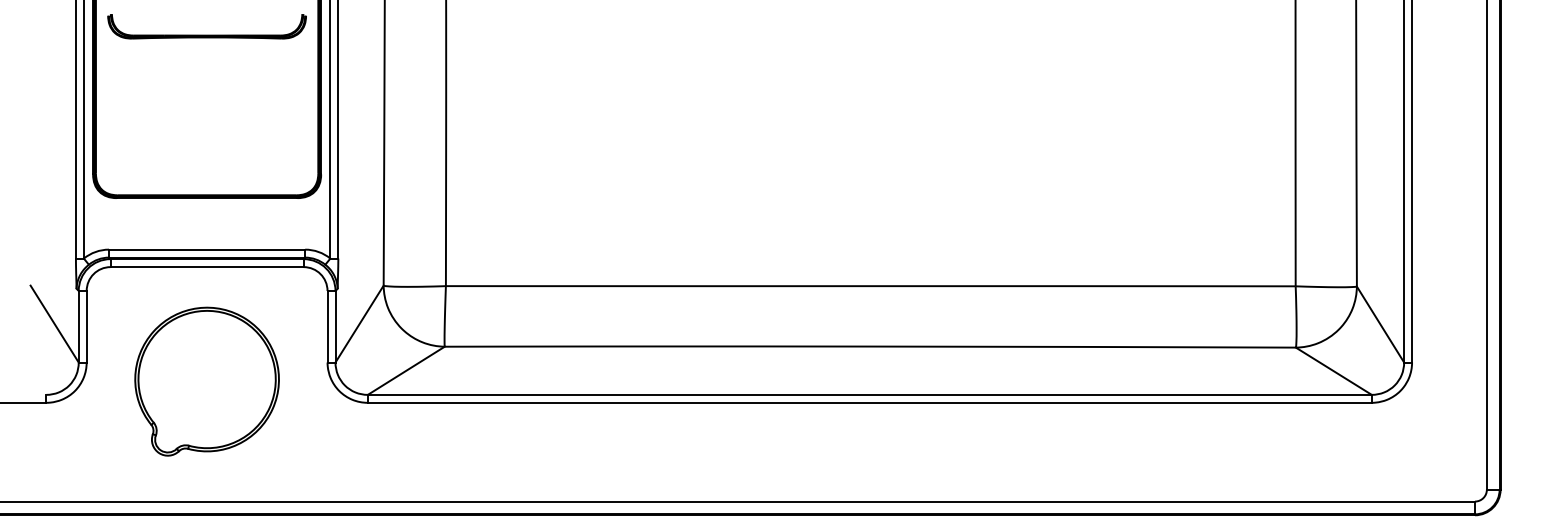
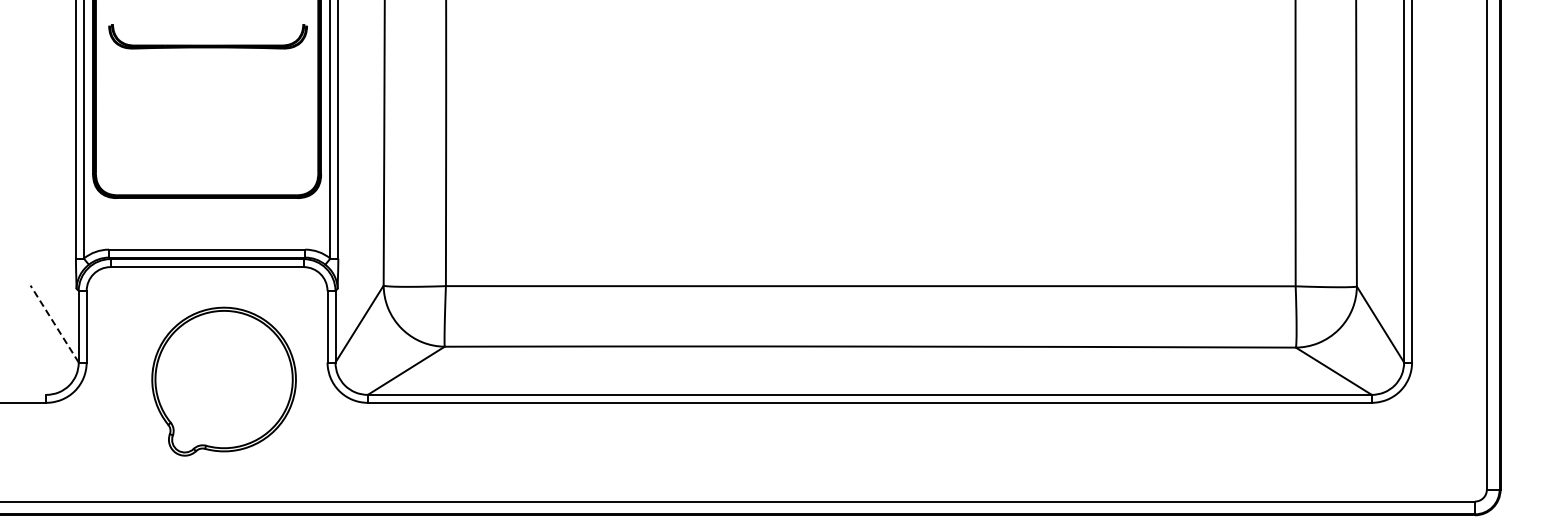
part position: (206, 34) -> (207, 44) (207, 44)
line: solid -> dashed (54, 323)
part position: (206, 381) -> (223, 381) (223, 381)
